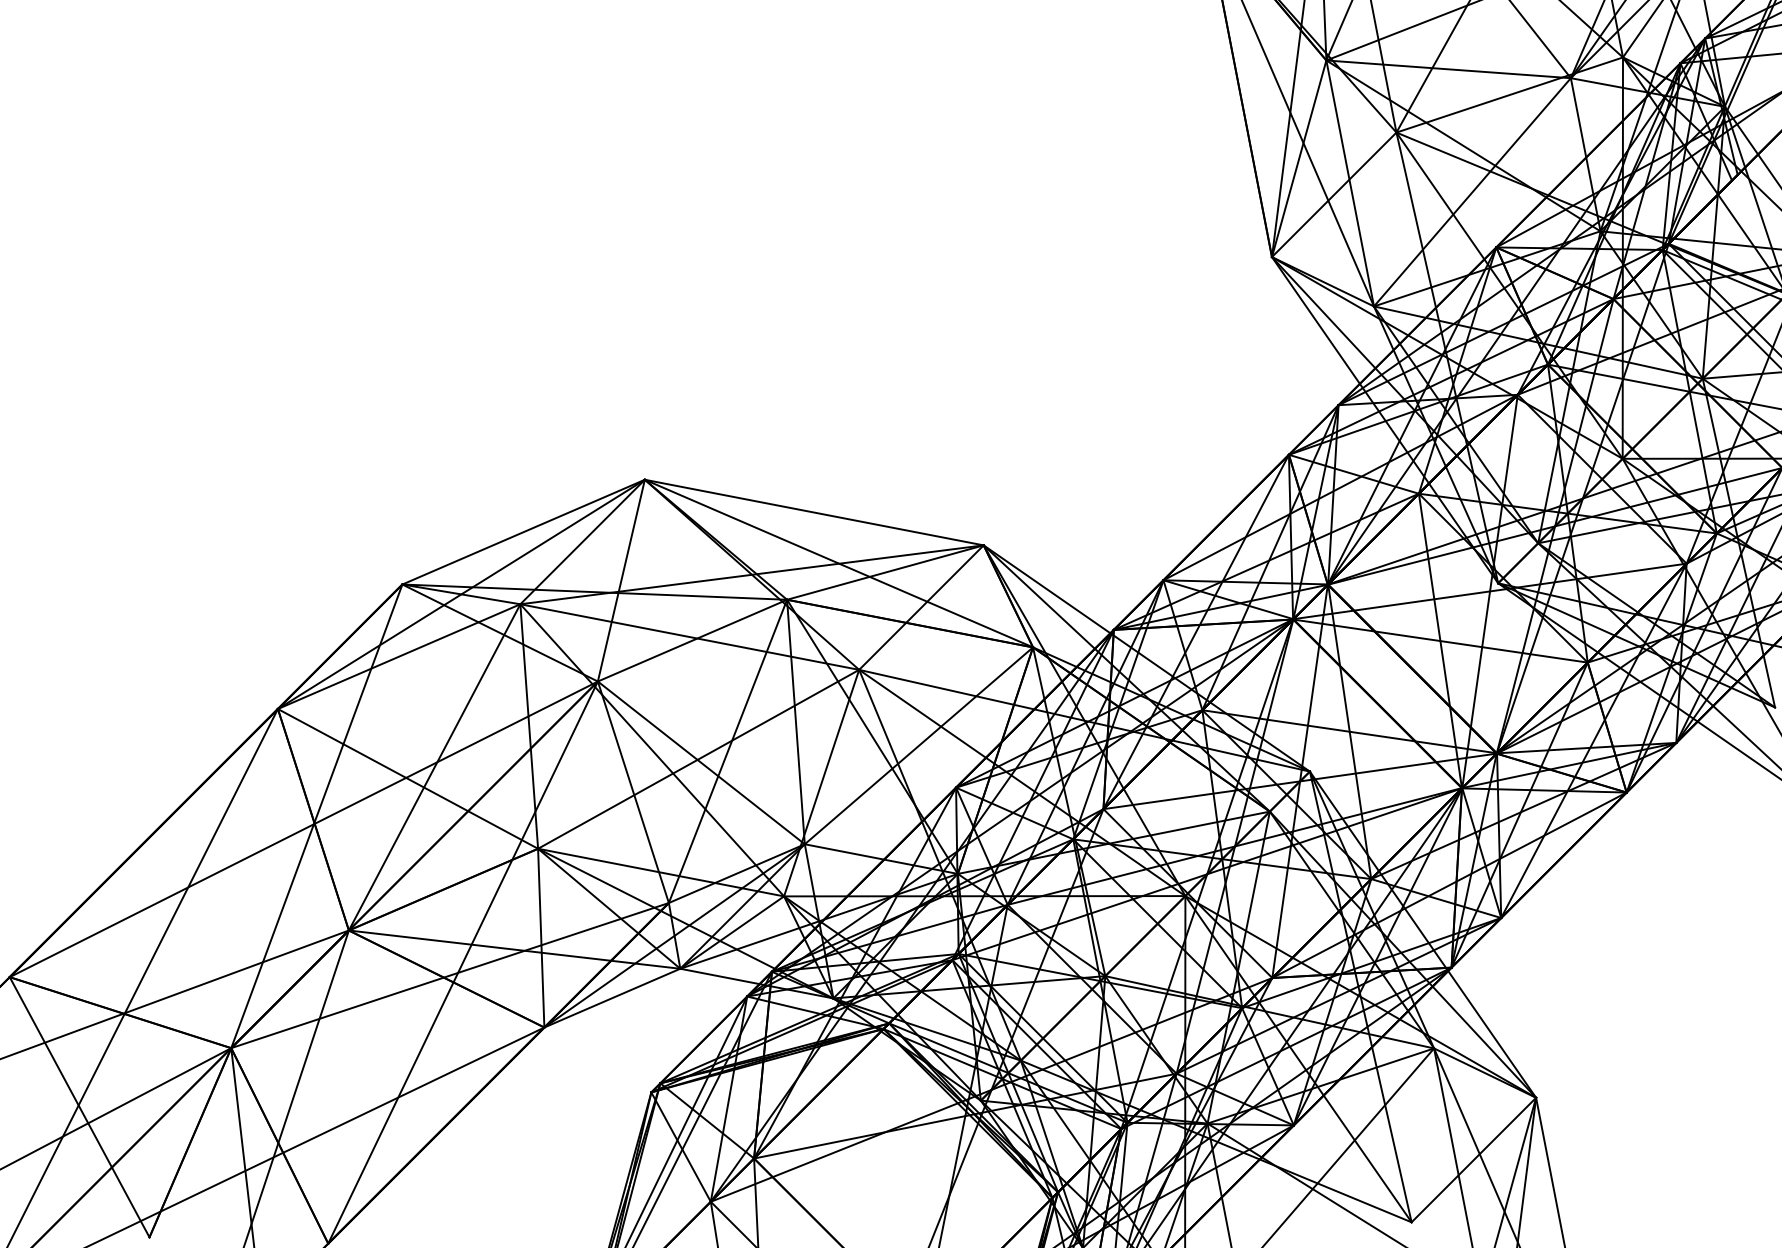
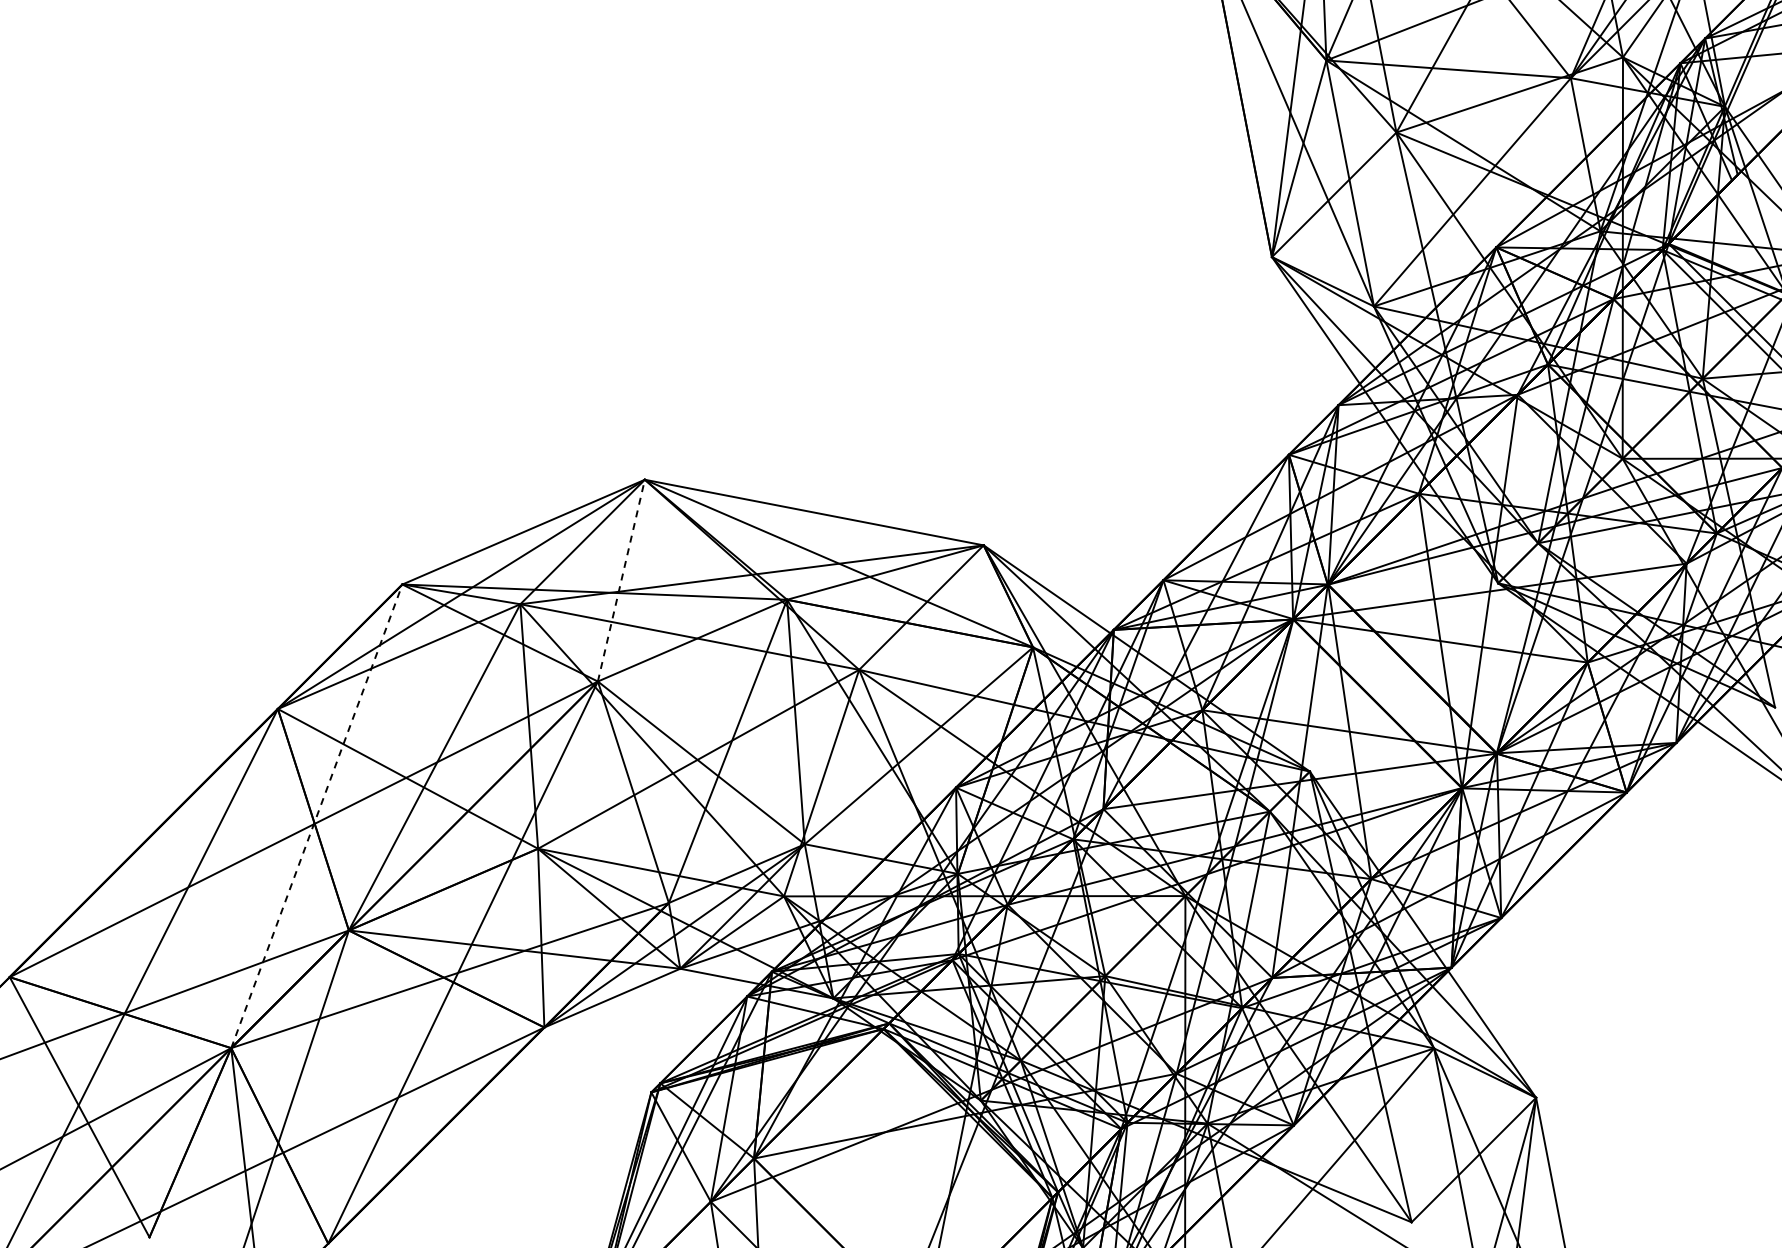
line: solid -> dashed (621, 580)
line: solid -> dashed (317, 815)
